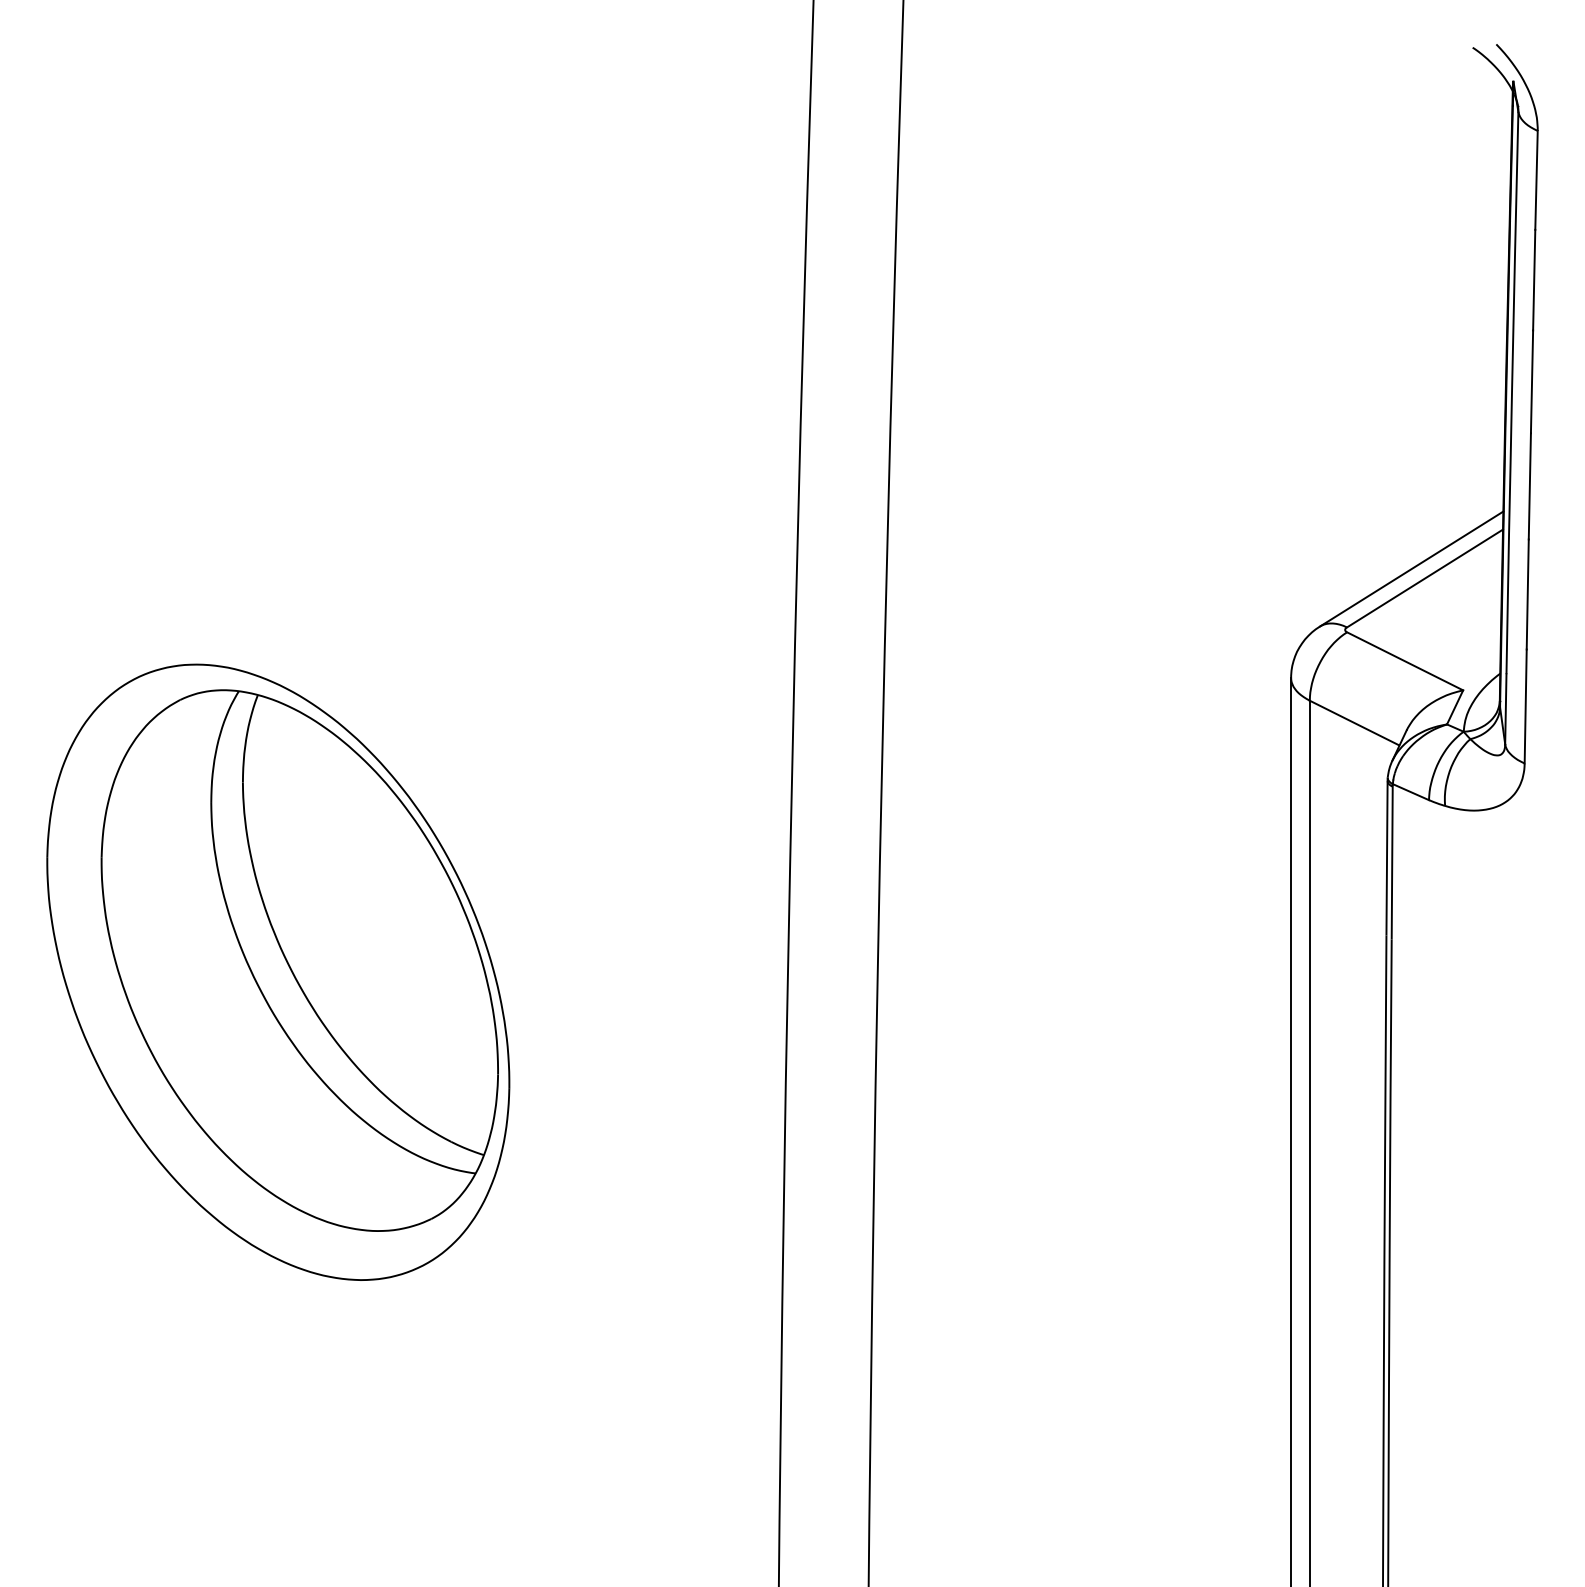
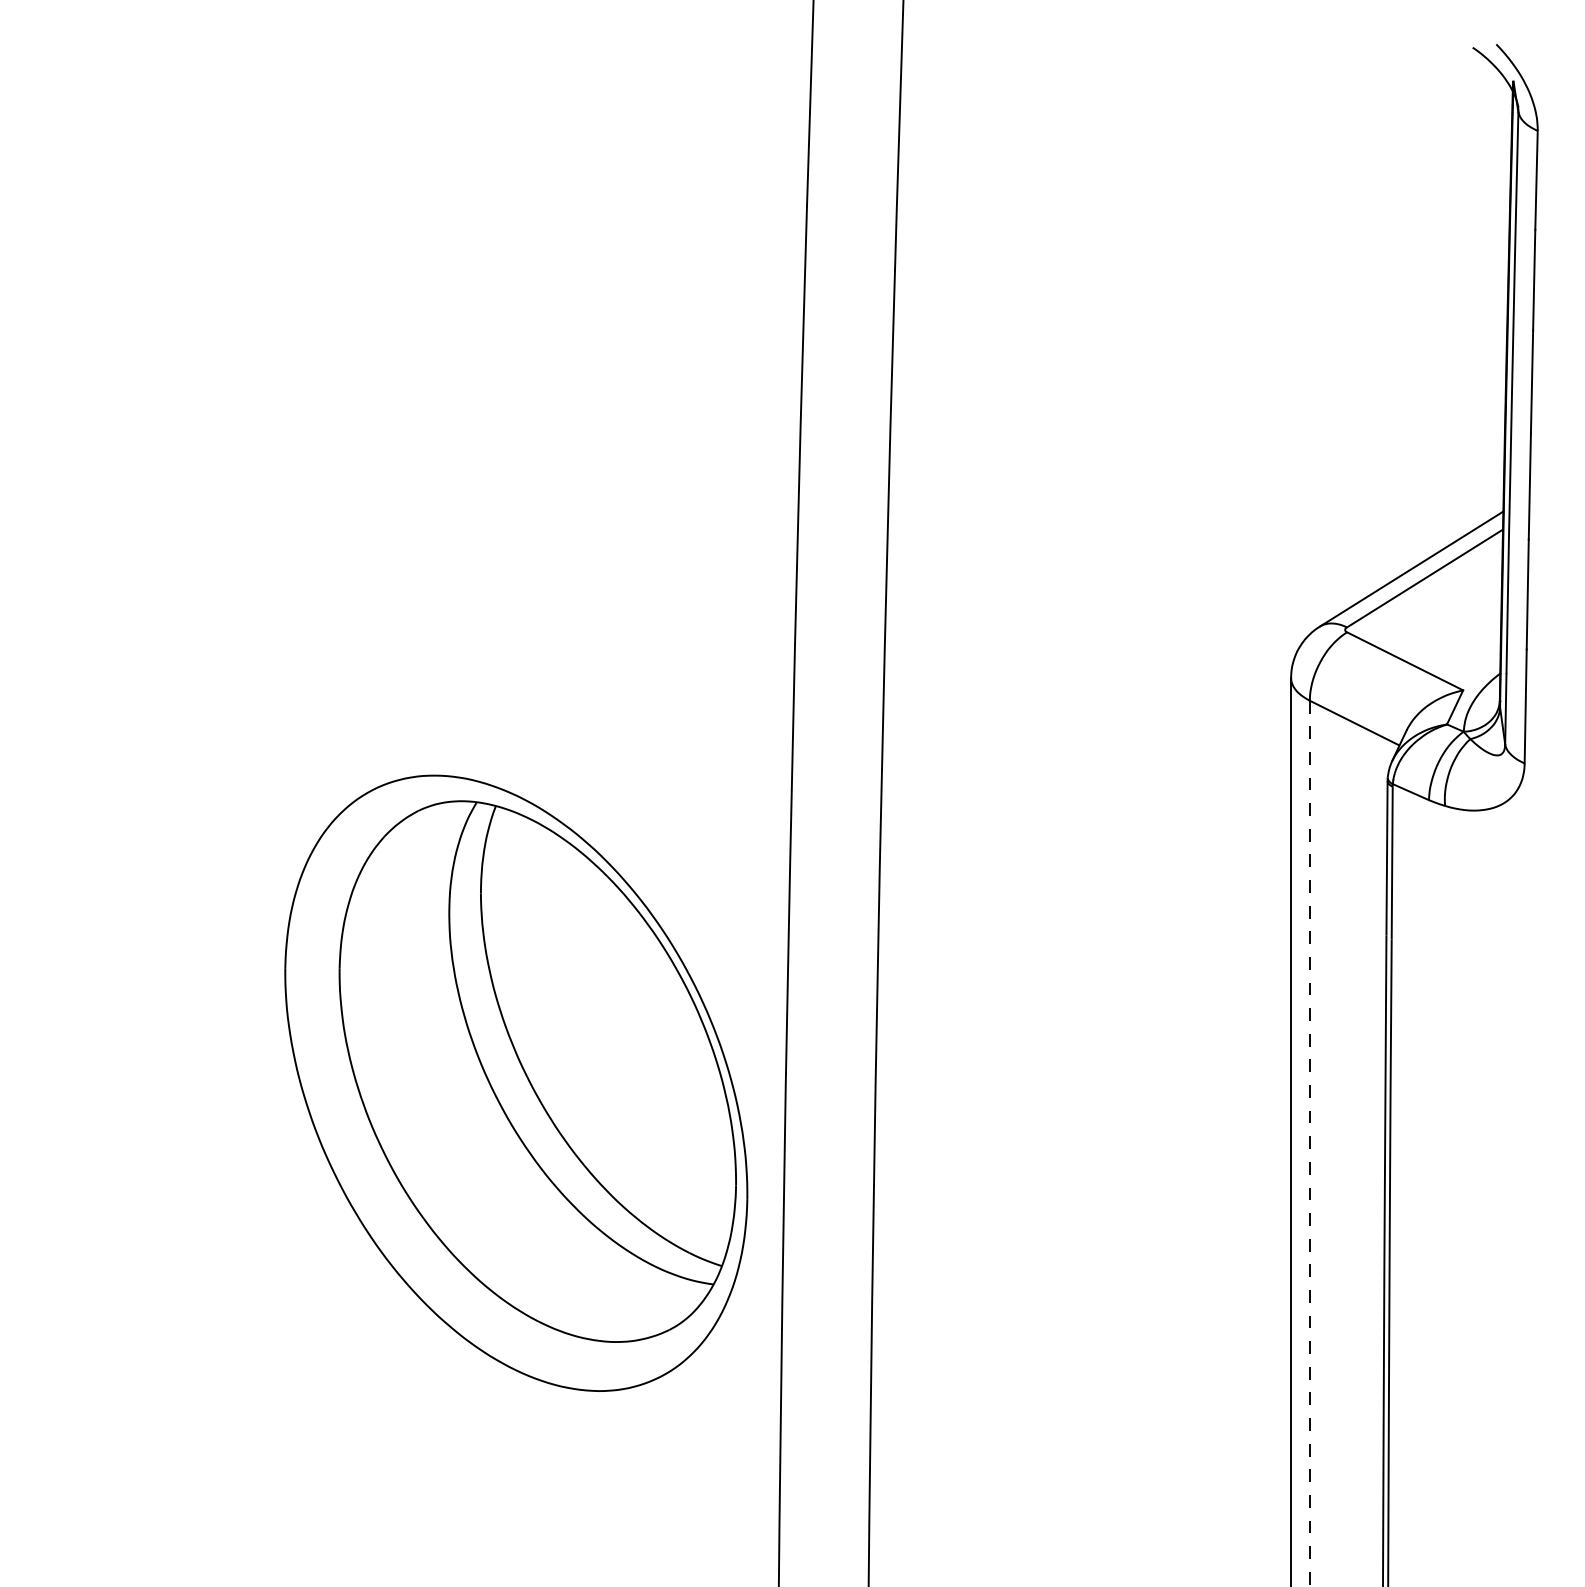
part position: (278, 971) -> (516, 1082) (516, 1082)
line: solid -> dashed (1309, 1143)
